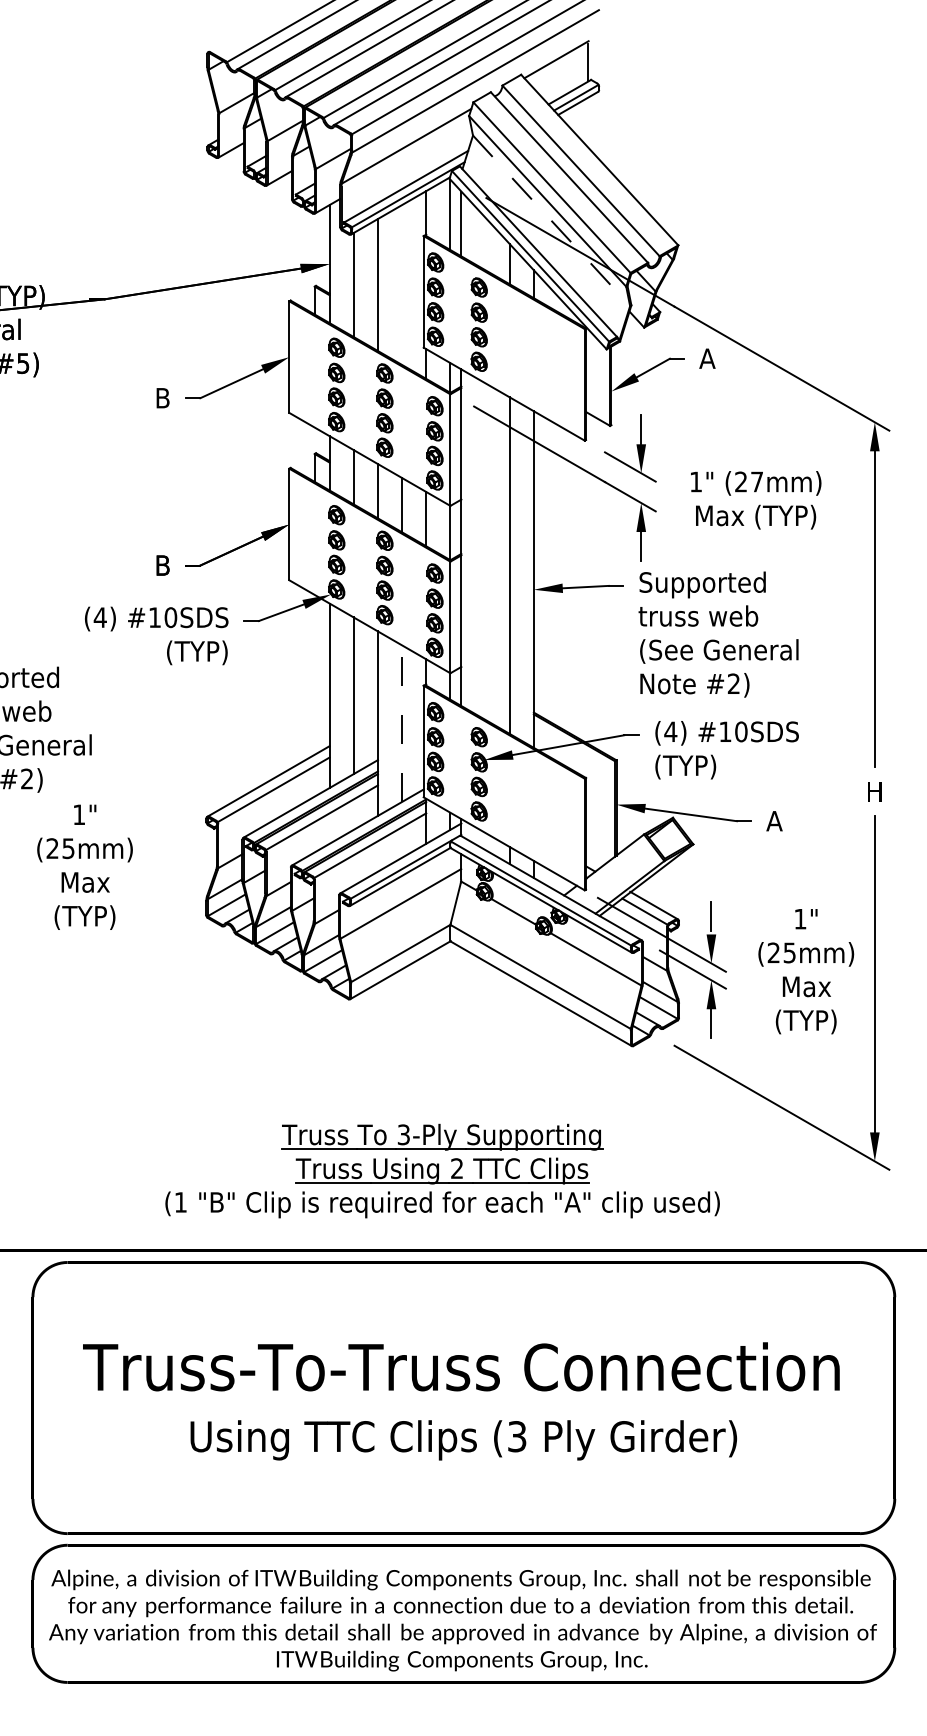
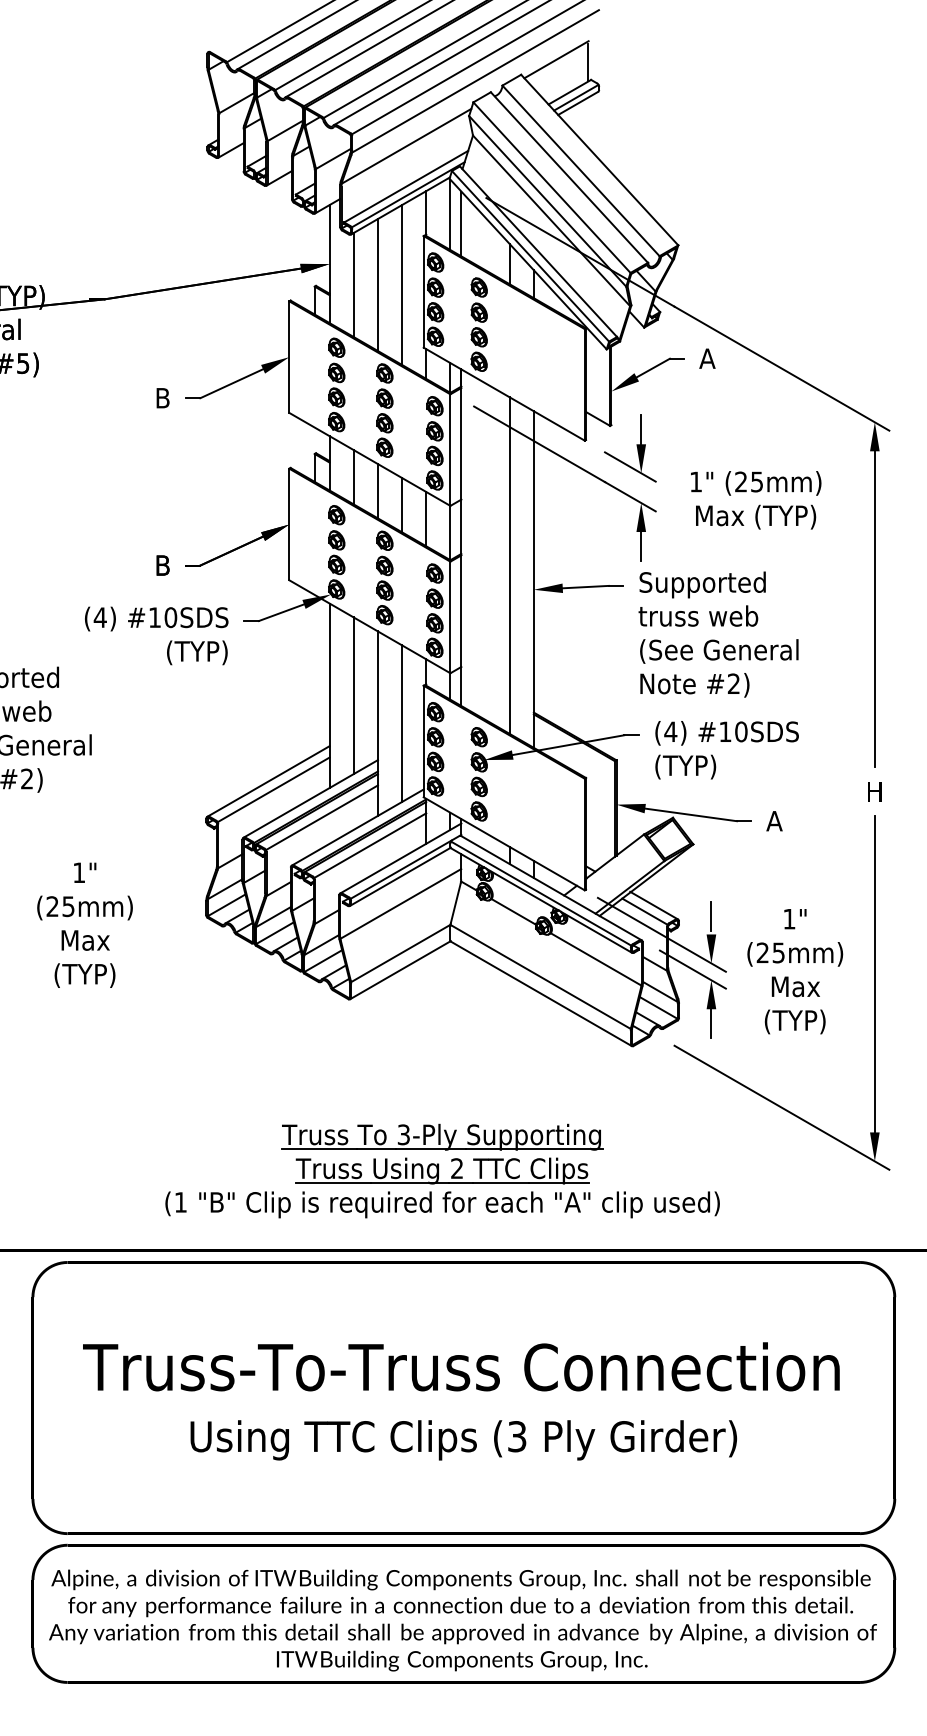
line: dashed -> solid (551, 220)
line: none -> present (402, 284)
text: (27mm) -> (25mm) (756, 481)
line: dashed -> solid (402, 723)
text position: (84, 866) -> (84, 924) (84, 924)
text position: (806, 971) -> (795, 971) (795, 971)
